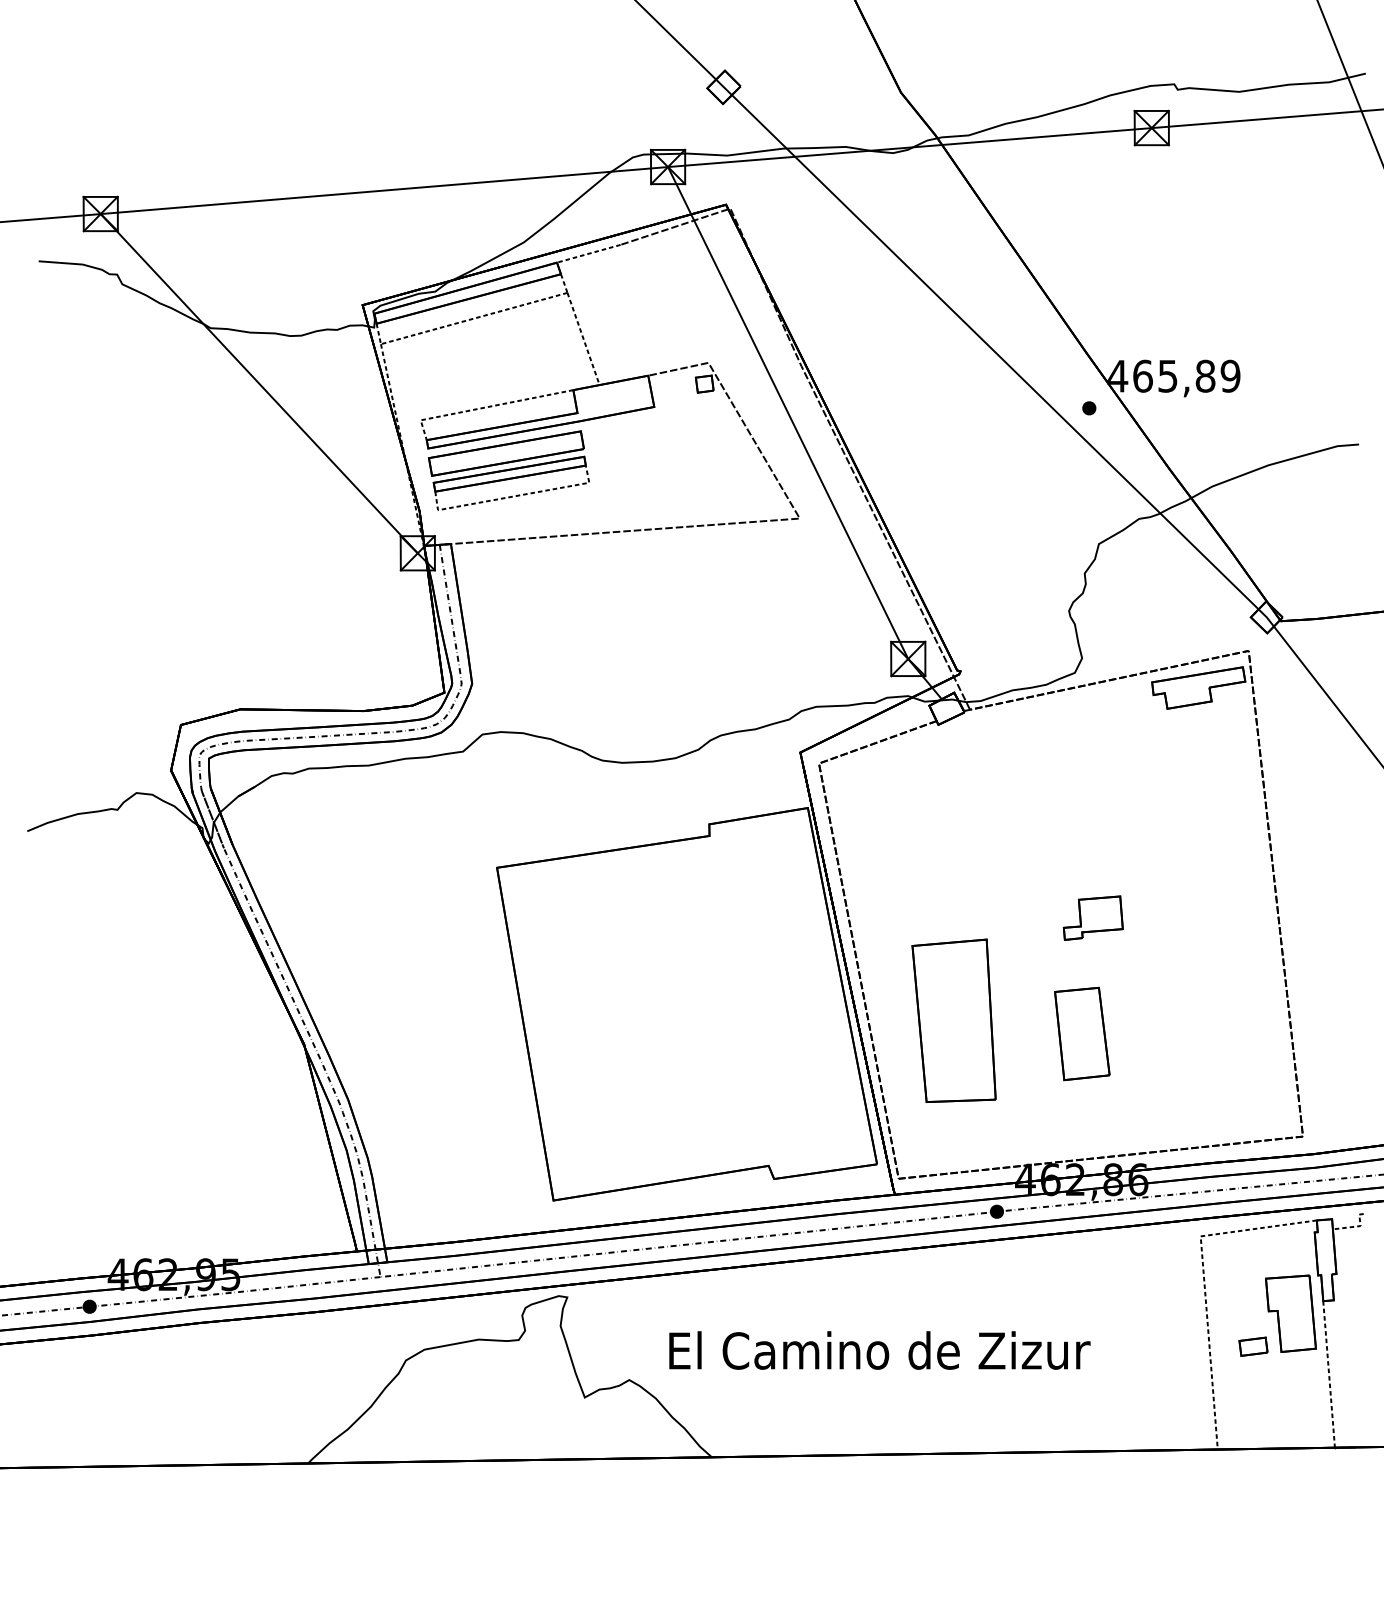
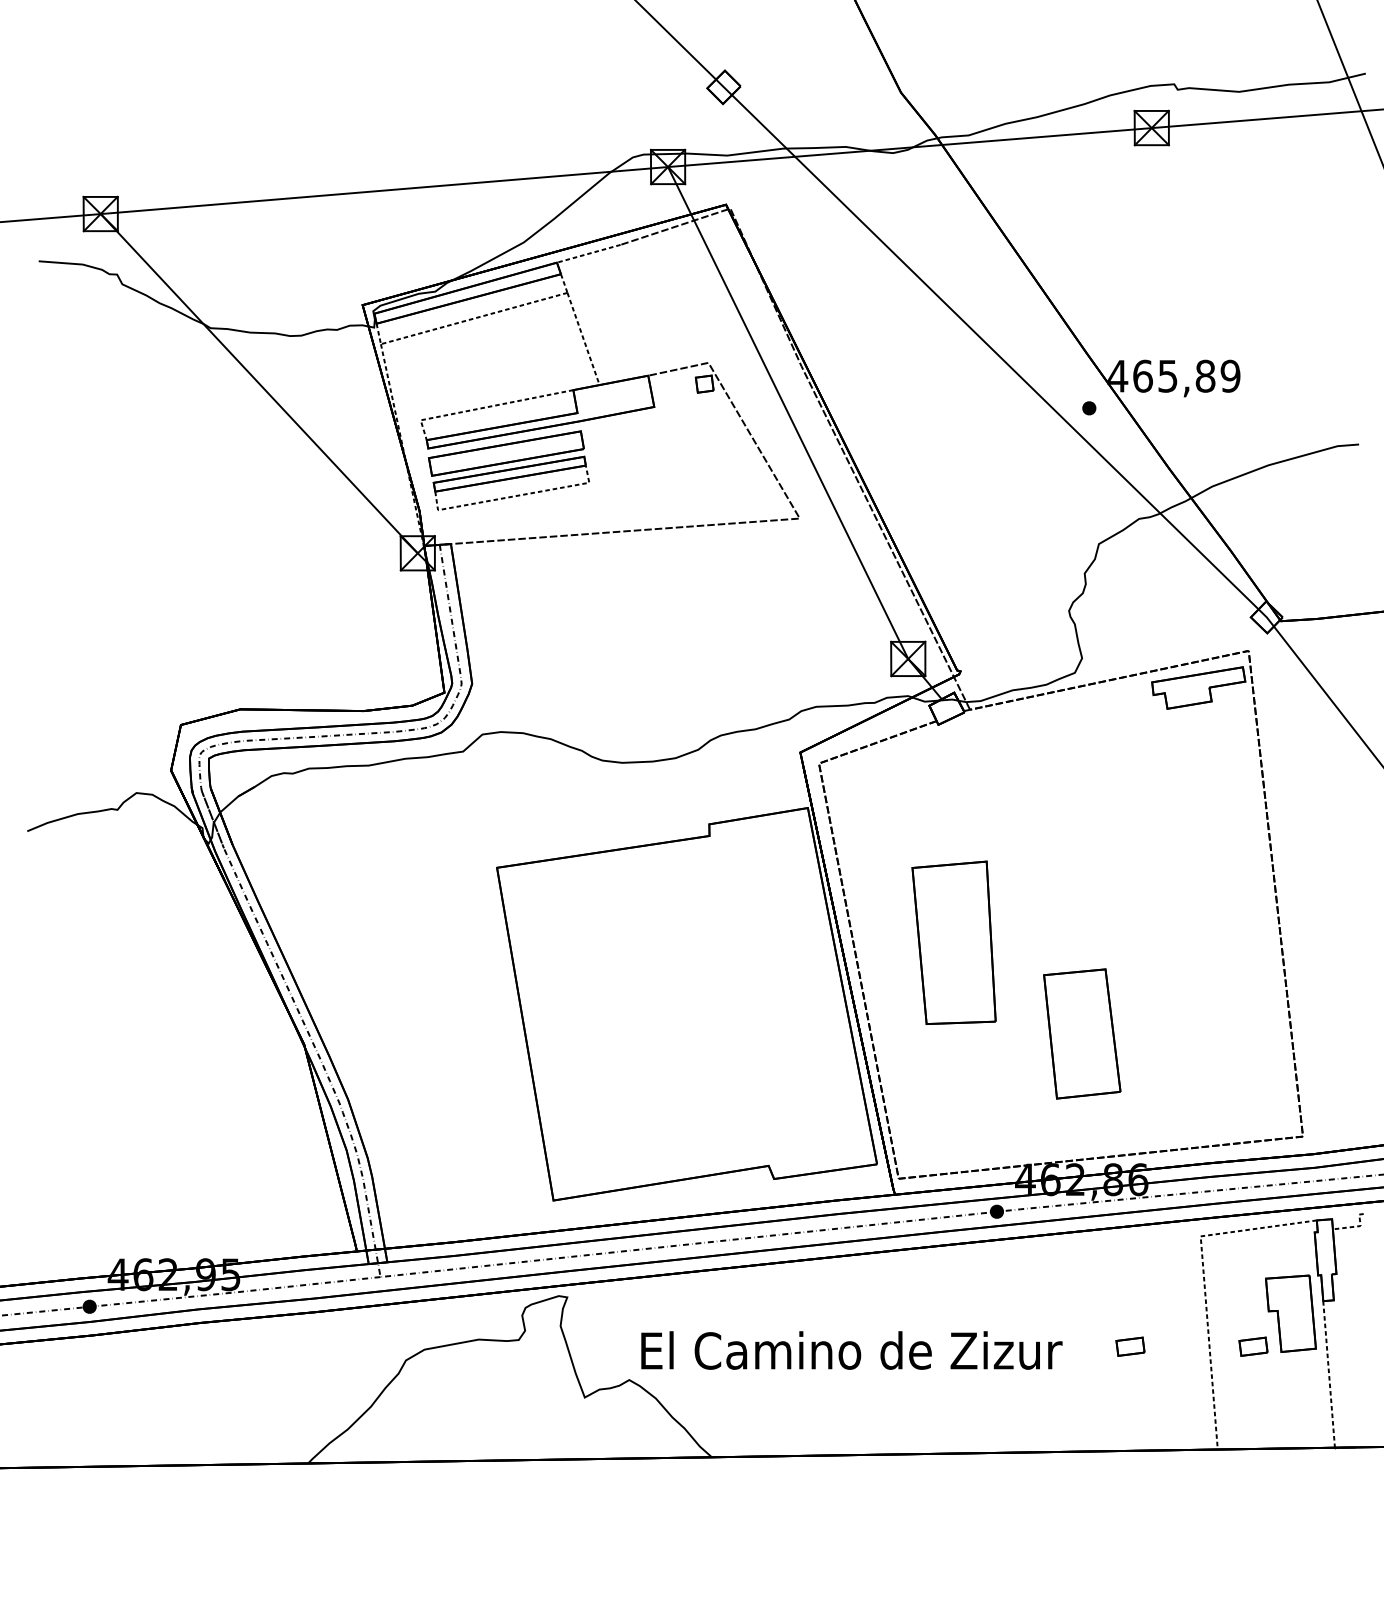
part: present -> none (1092, 917)
part position: (953, 1020) -> (953, 942) (953, 942)
part size: 57x96 px -> 79x132 px (1082, 1033)
part: none -> present (1130, 1346)
text position: (879, 1350) -> (851, 1350) (851, 1350)
